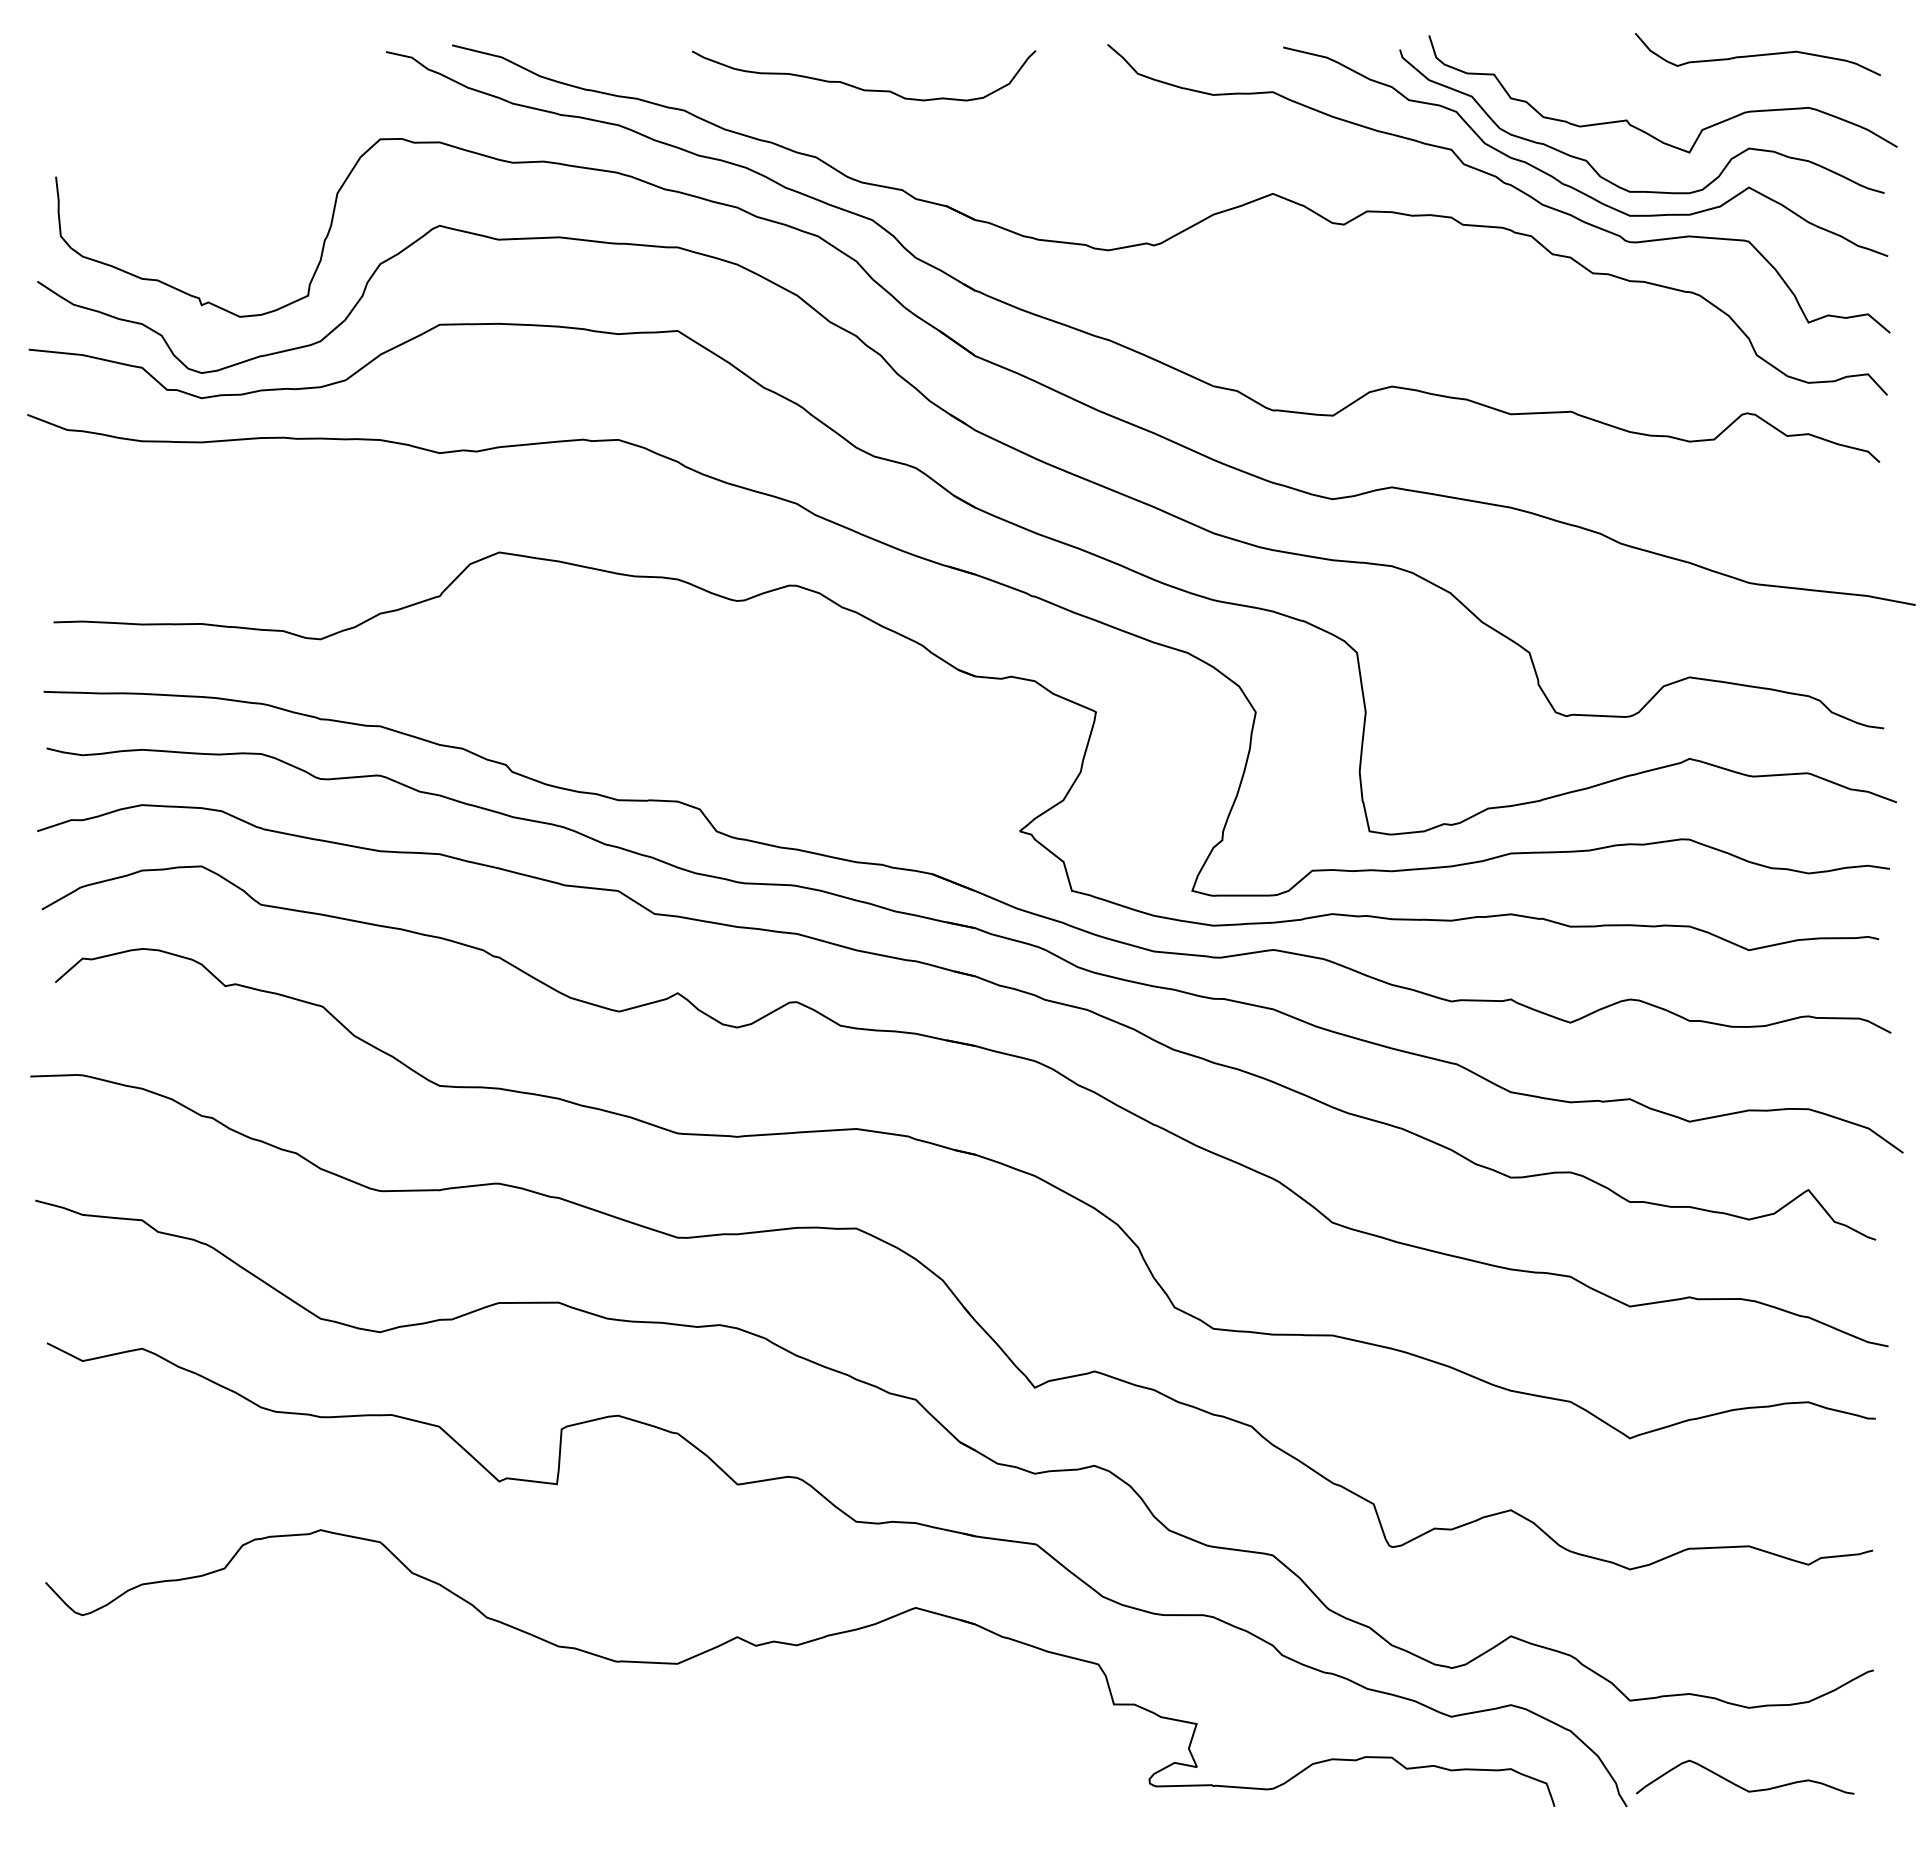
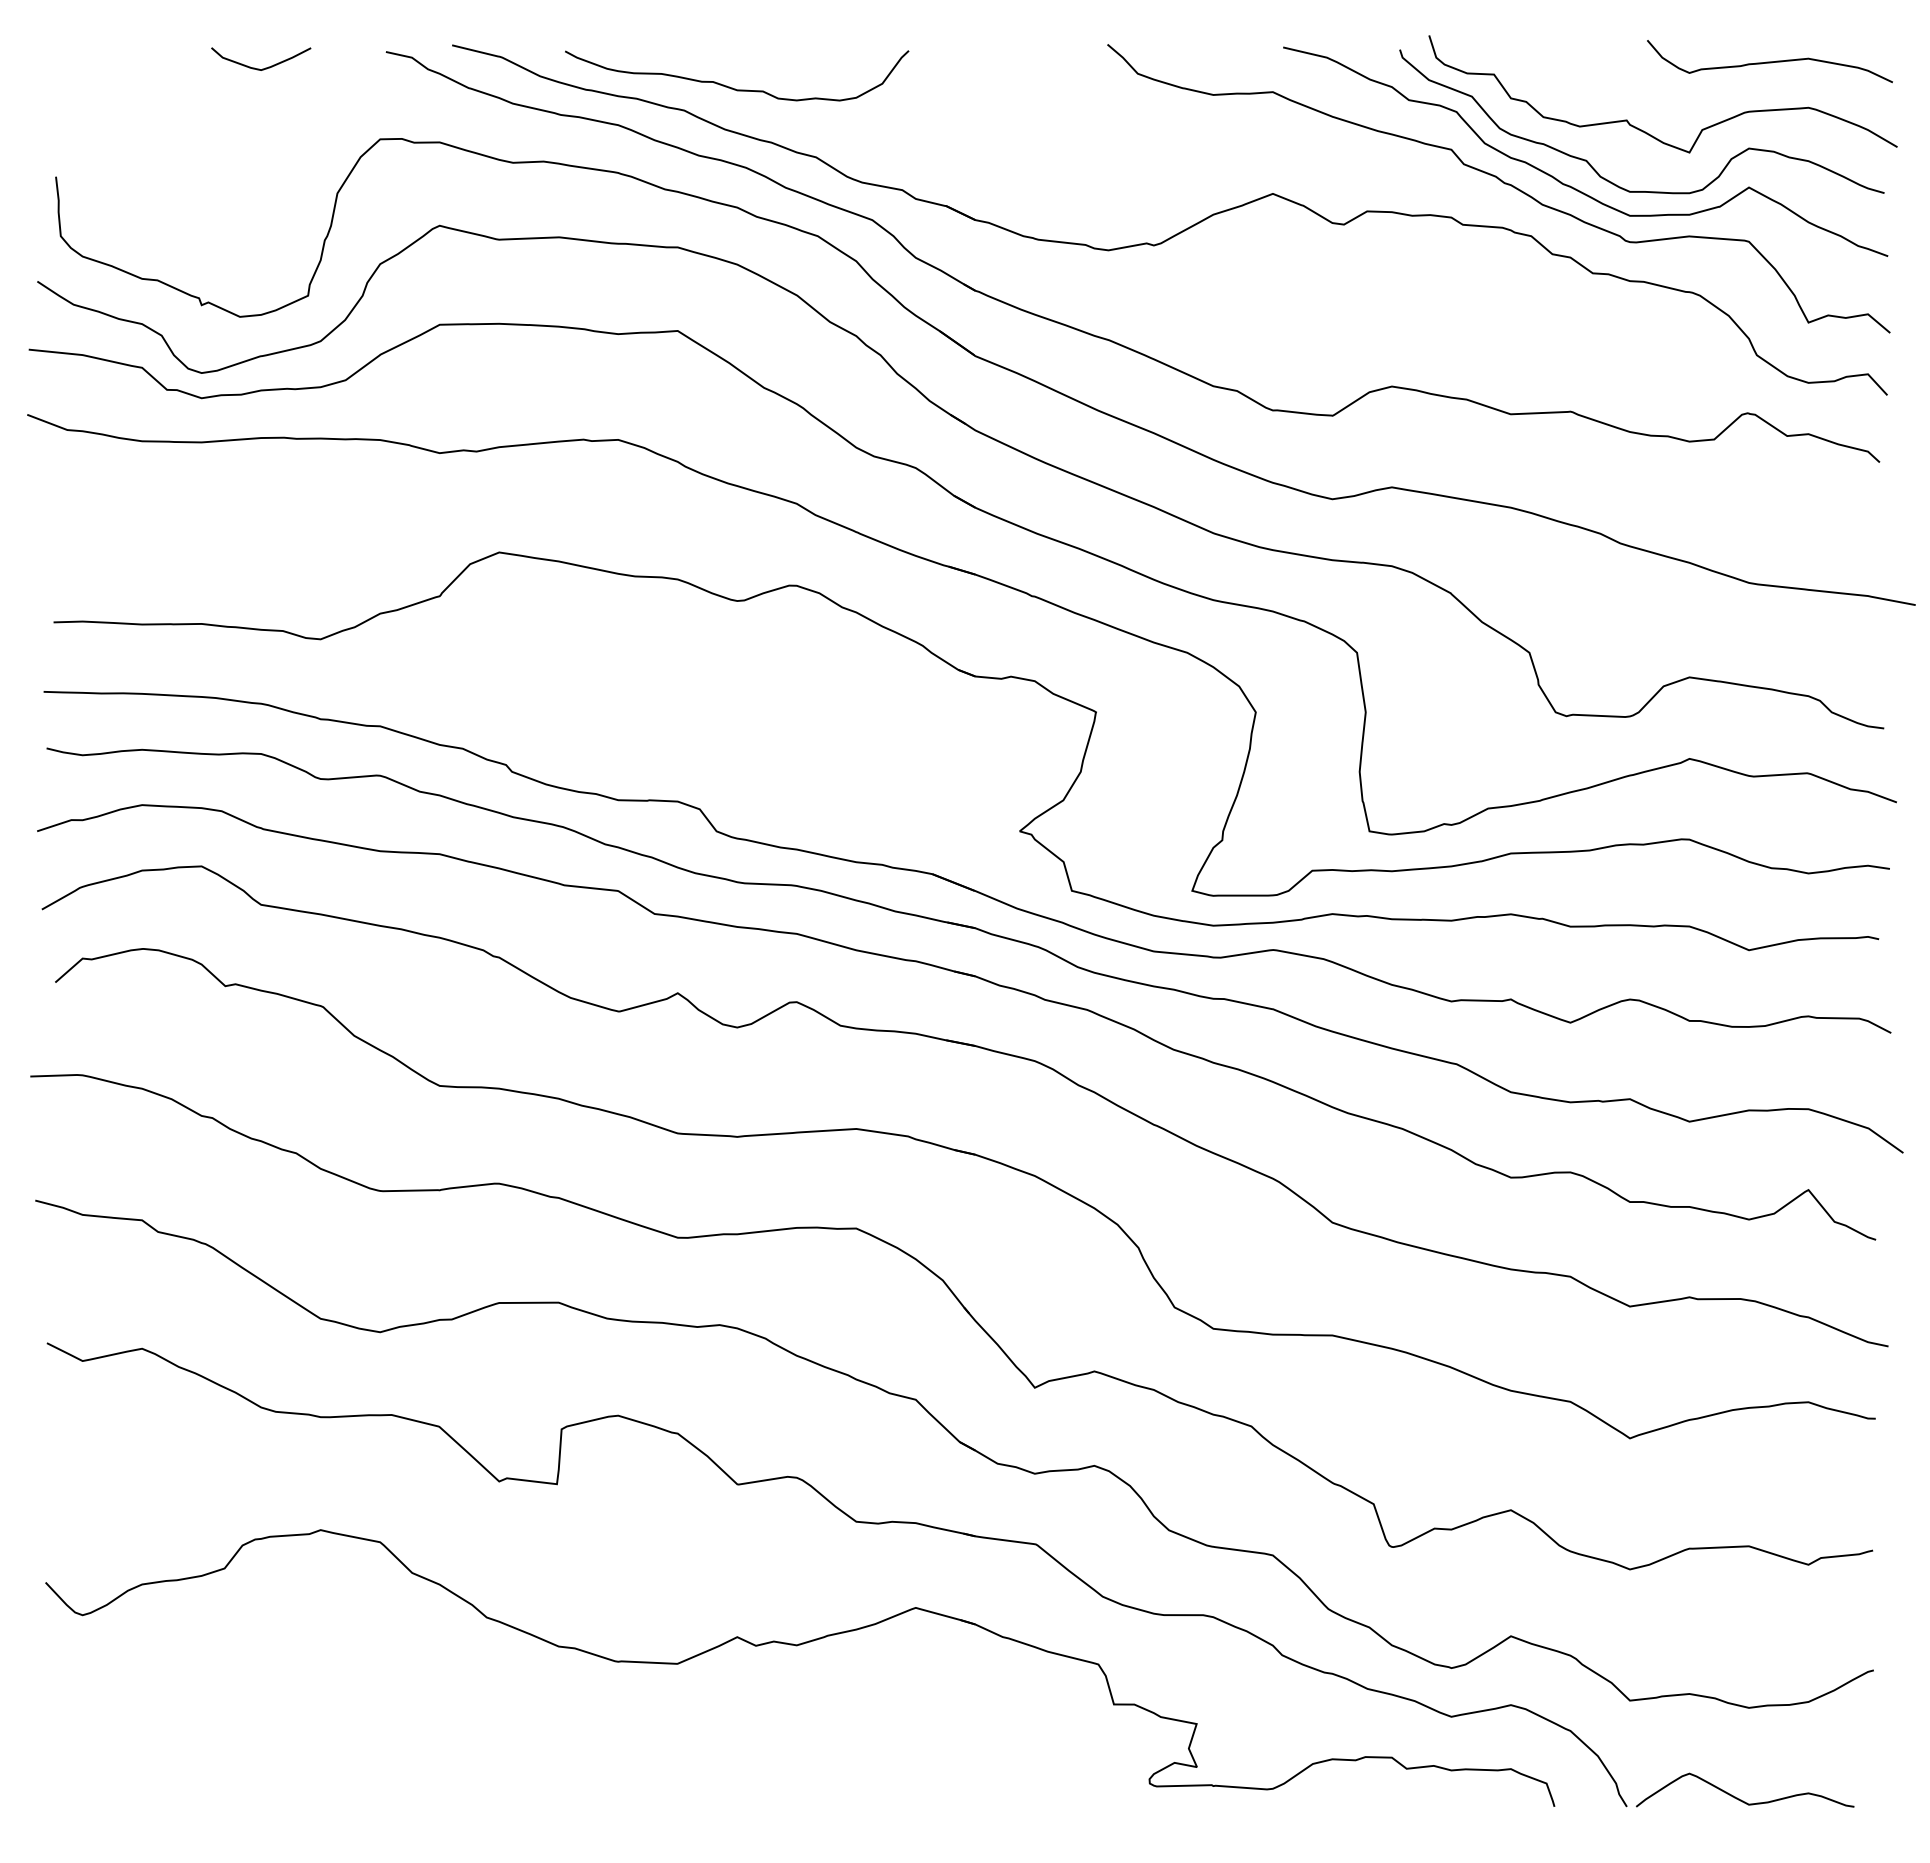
curve position: (1757, 54) -> (1769, 61) (1769, 61)
curve: none -> present (265, 67)
curve position: (859, 87) -> (732, 87) (732, 87)
curve position: (1741, 1786) -> (1741, 1799) (1741, 1799)
